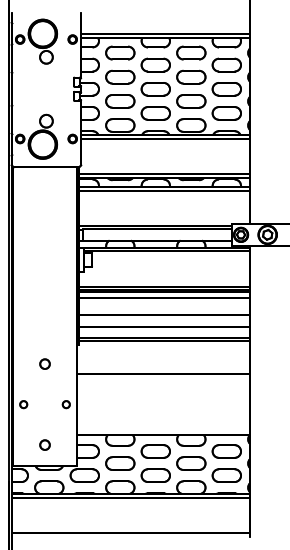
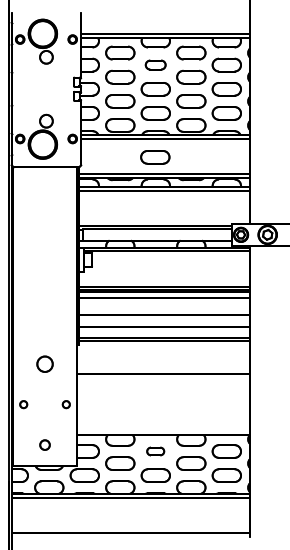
part size: 31x16 px -> 23x12 px (155, 64)
part: none -> present (155, 157)
circle size: 12x12 px -> 18x18 px (44, 363)
part size: 31x15 px -> 20x11 px (155, 451)
